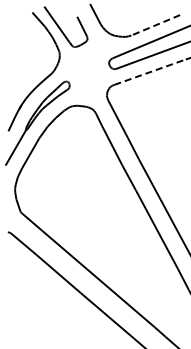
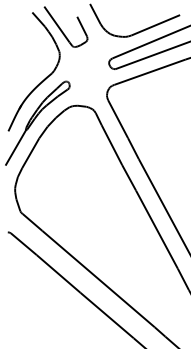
line: dashed -> solid (155, 25)
line: dashed -> solid (150, 72)
